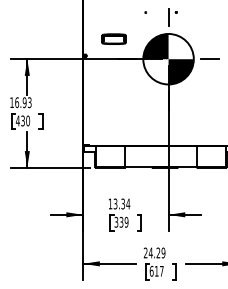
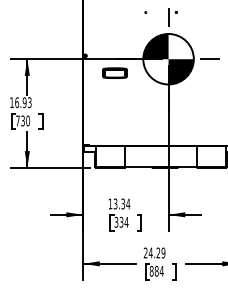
part position: (113, 38) -> (114, 72) (114, 72)
text: 430 -> 730 (17, 120)
text: 339 -> 334 (126, 221)
text: 617 -> 884 (156, 270)
